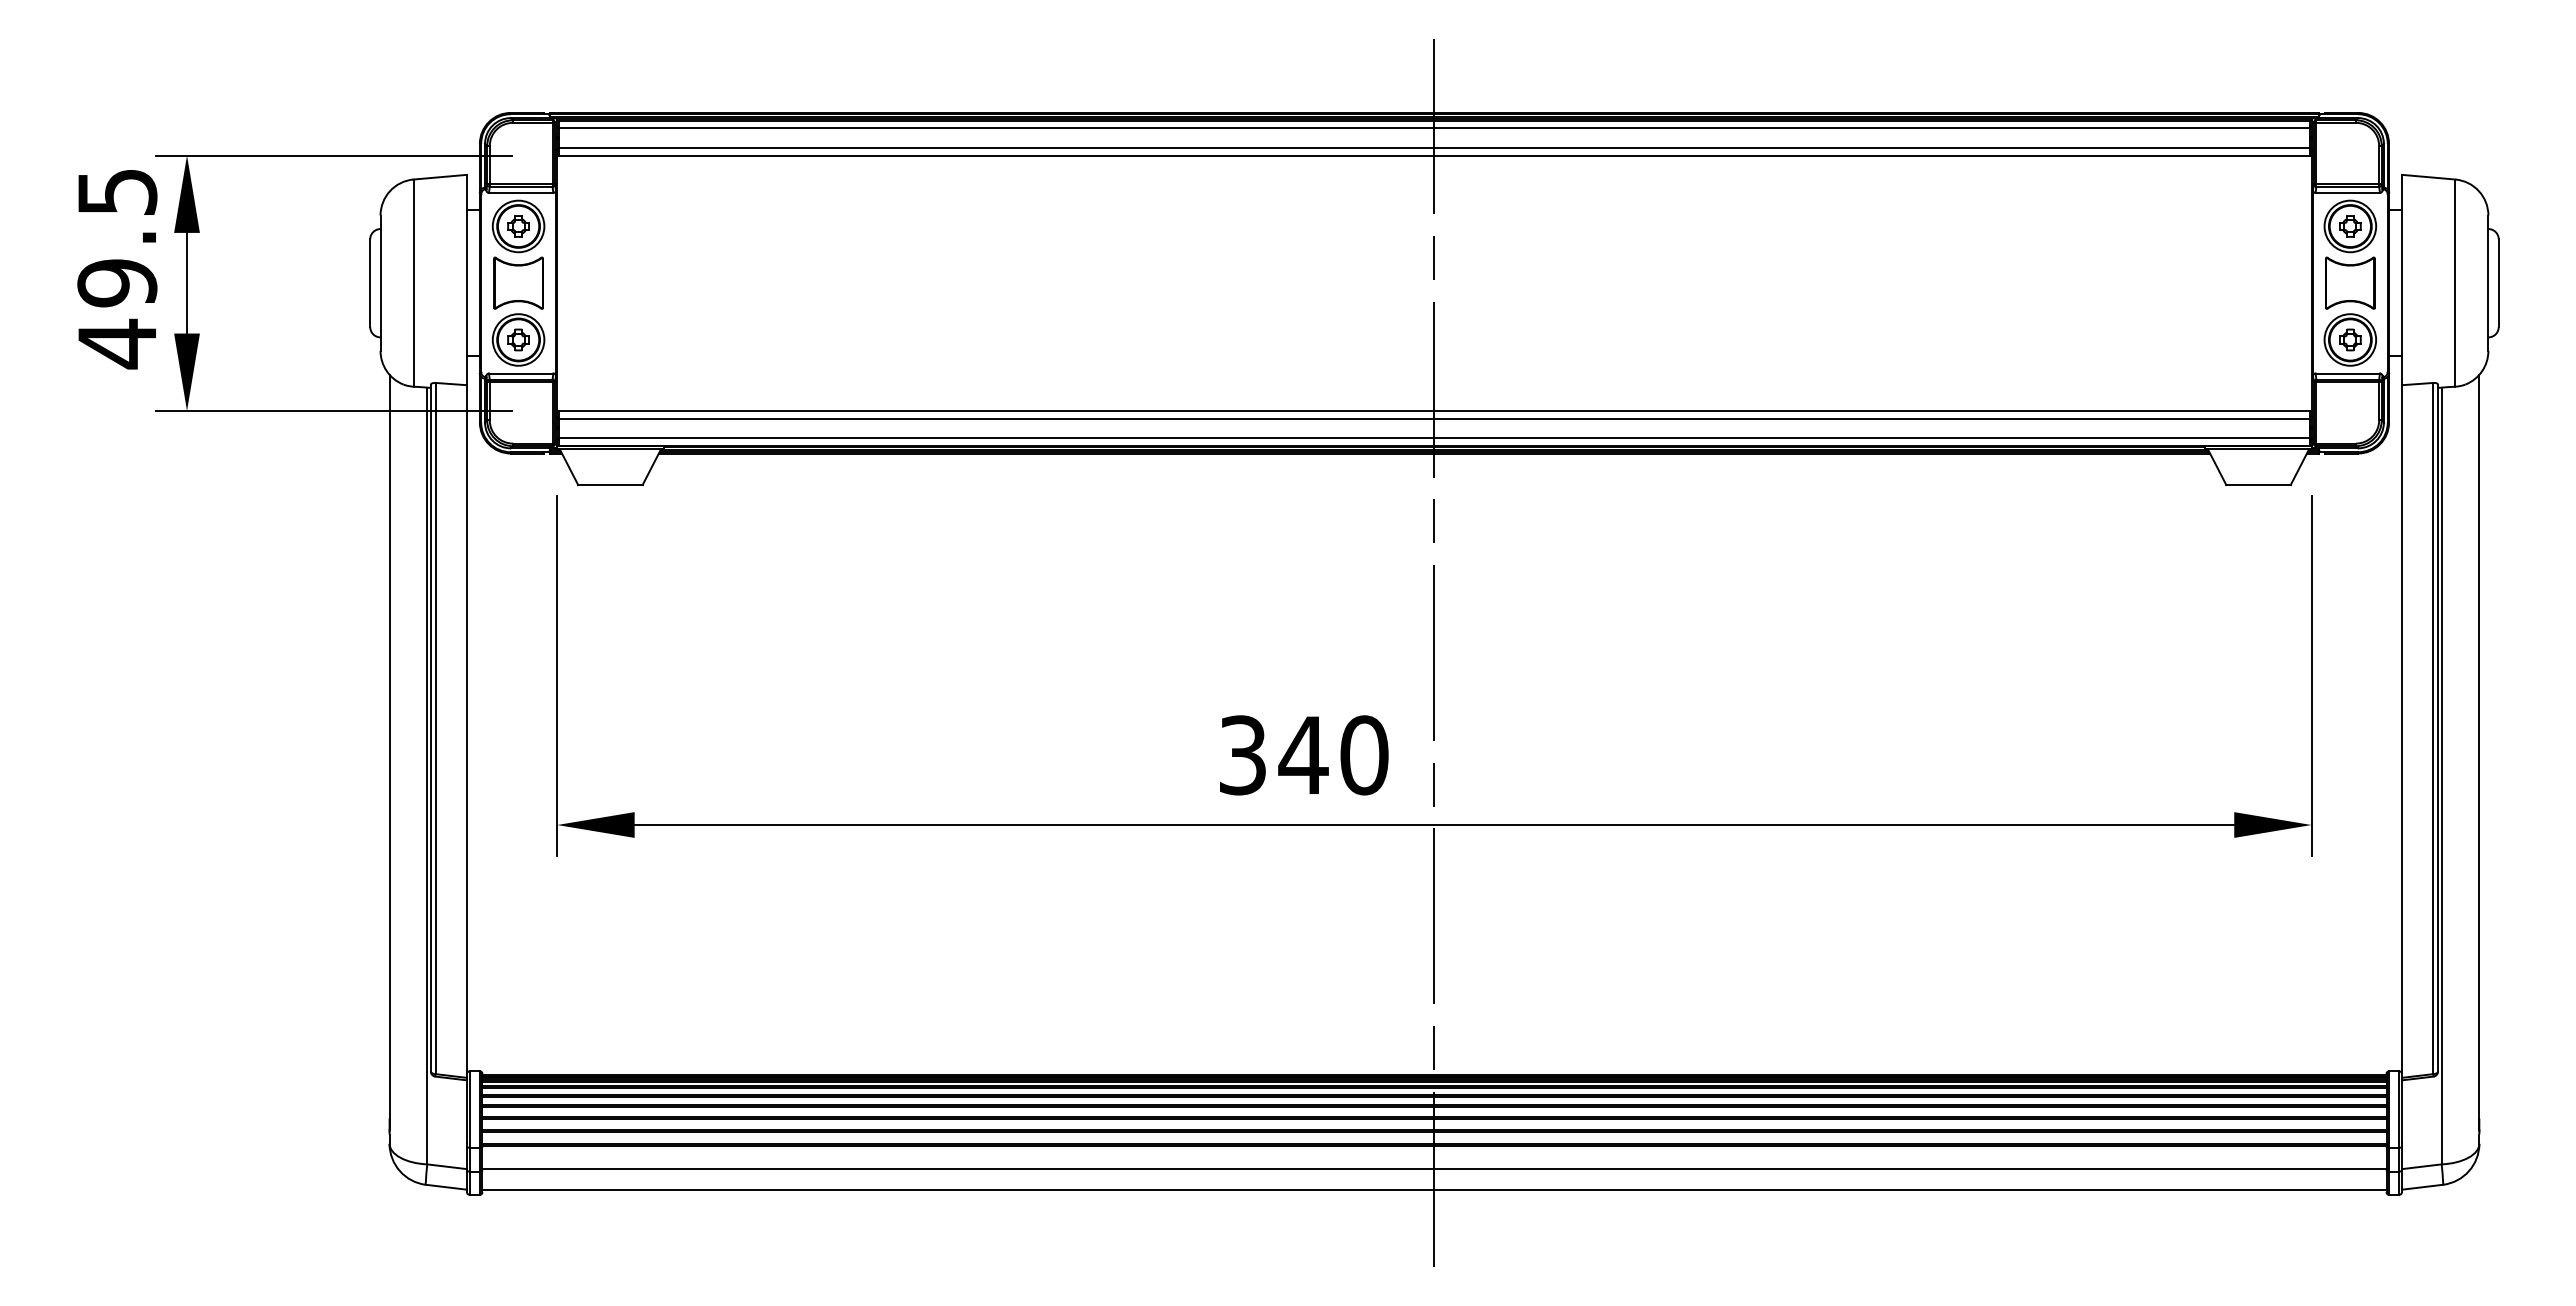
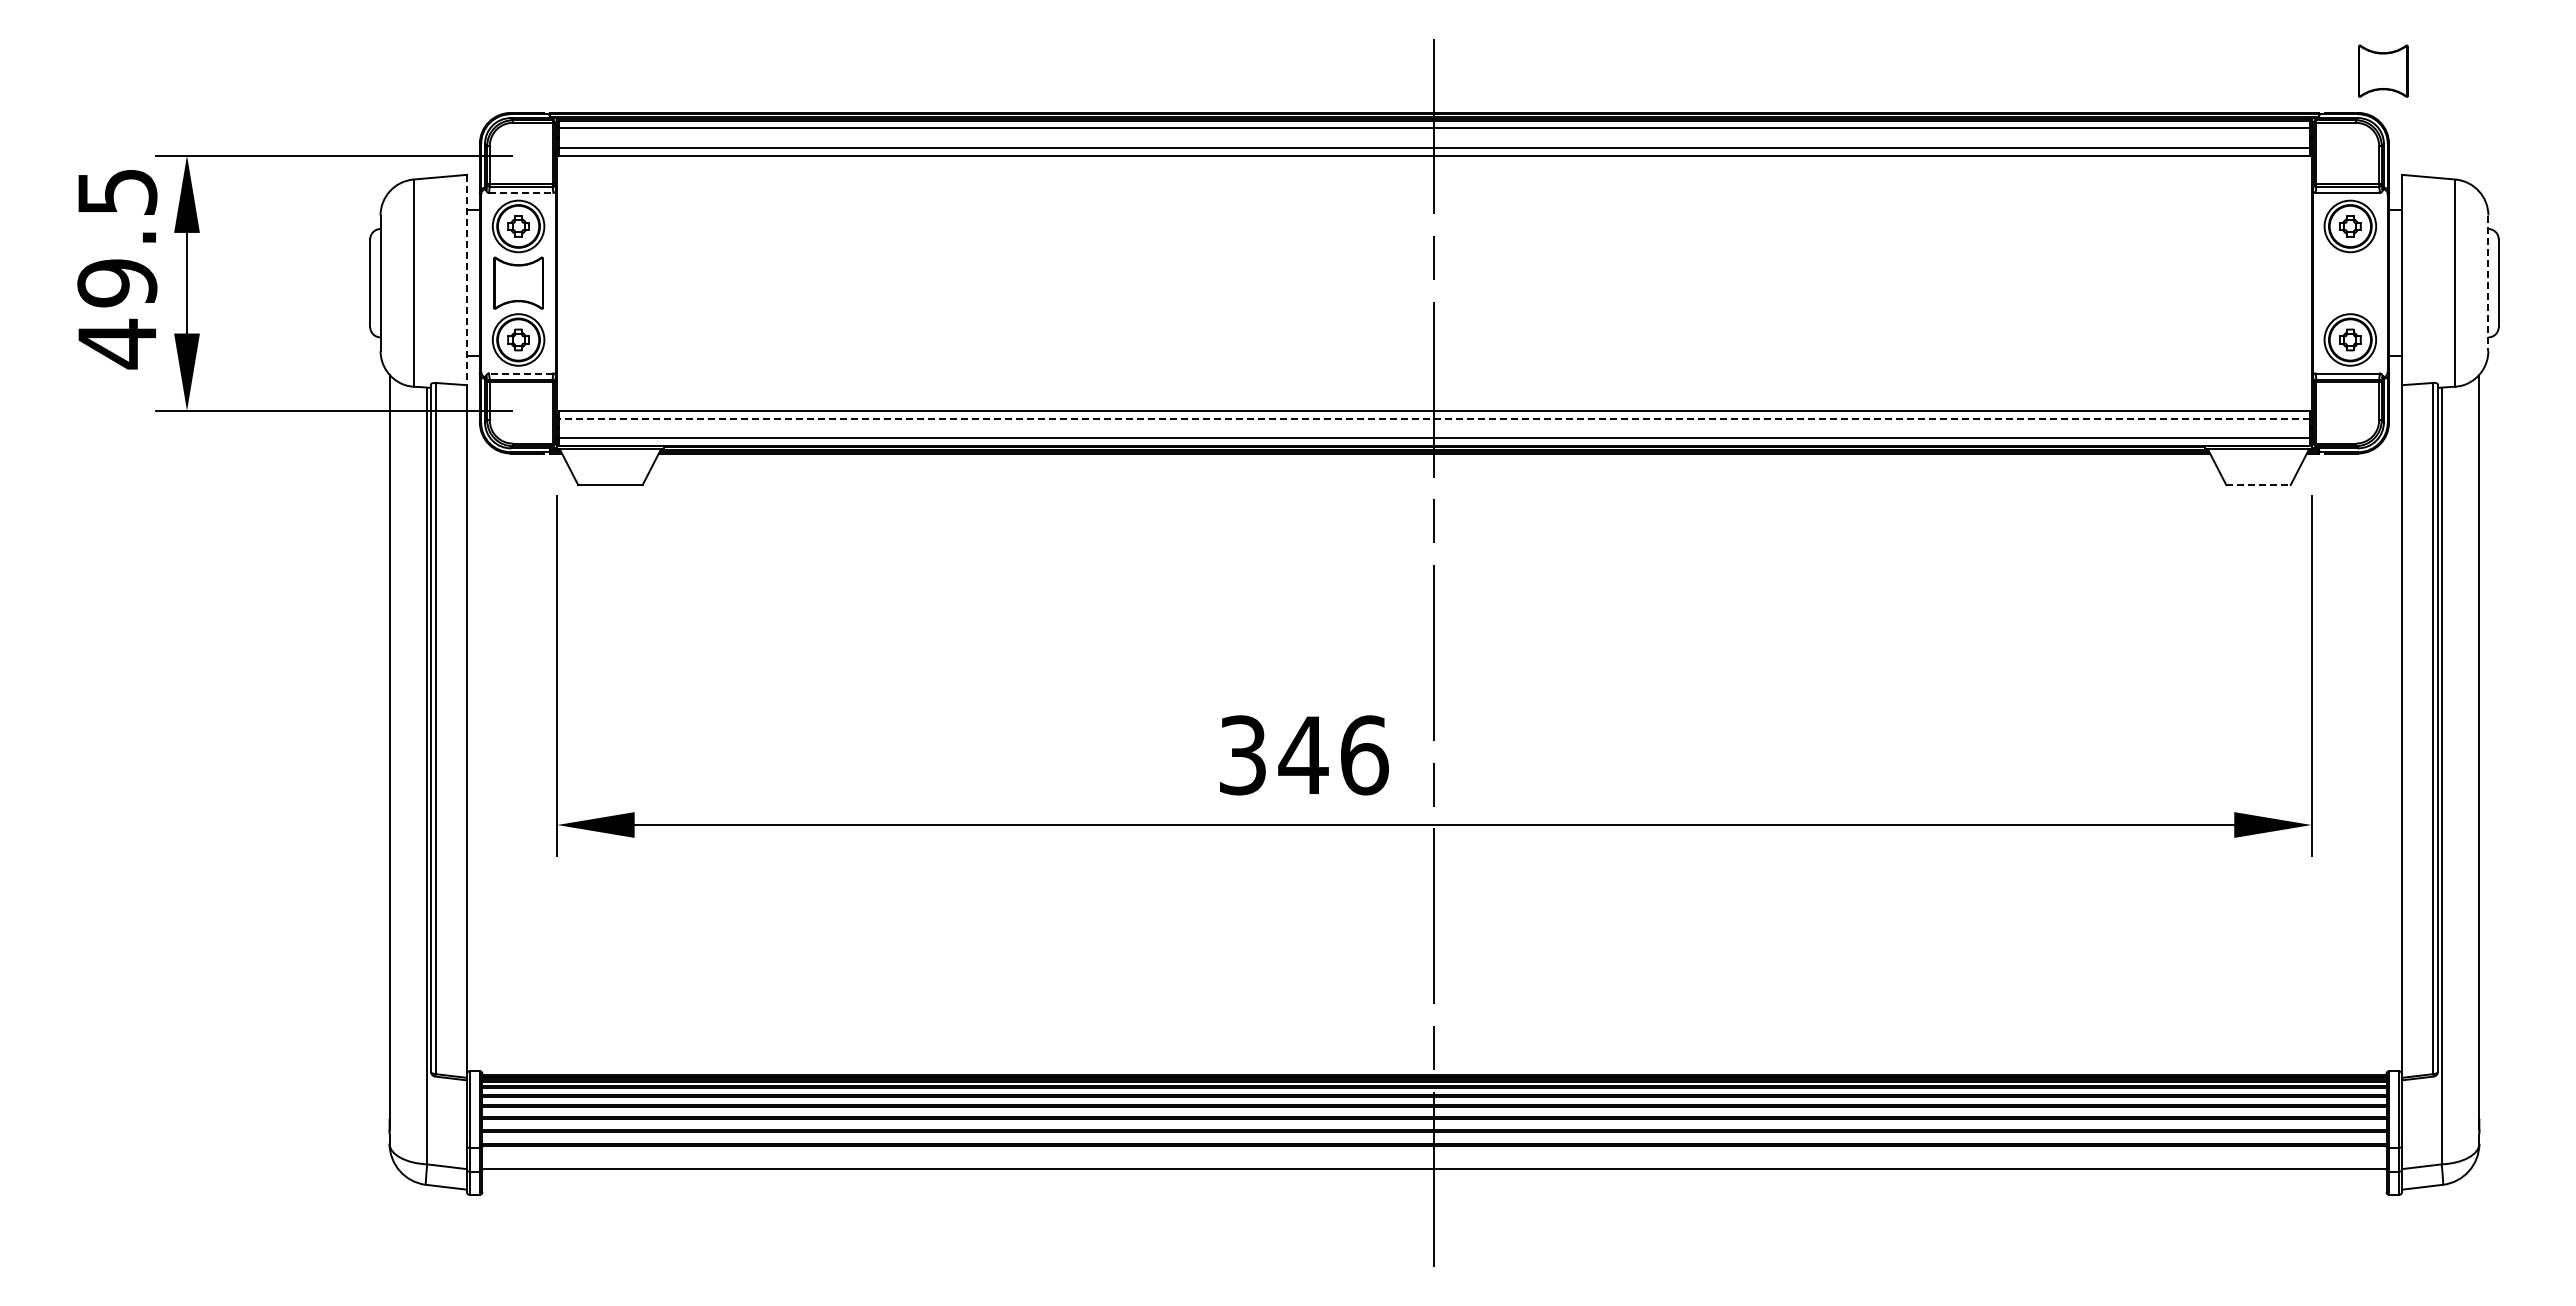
line: solid -> dashed (521, 192)
line: solid -> dashed (466, 280)
part position: (2350, 282) -> (2383, 70) (2383, 70)
line: solid -> dashed (2488, 283)
line: solid -> dashed (520, 373)
line: solid -> dashed (1434, 418)
line: solid -> dashed (2259, 484)
text: 340 -> 346 (1364, 755)
line: present -> none (1434, 1189)
